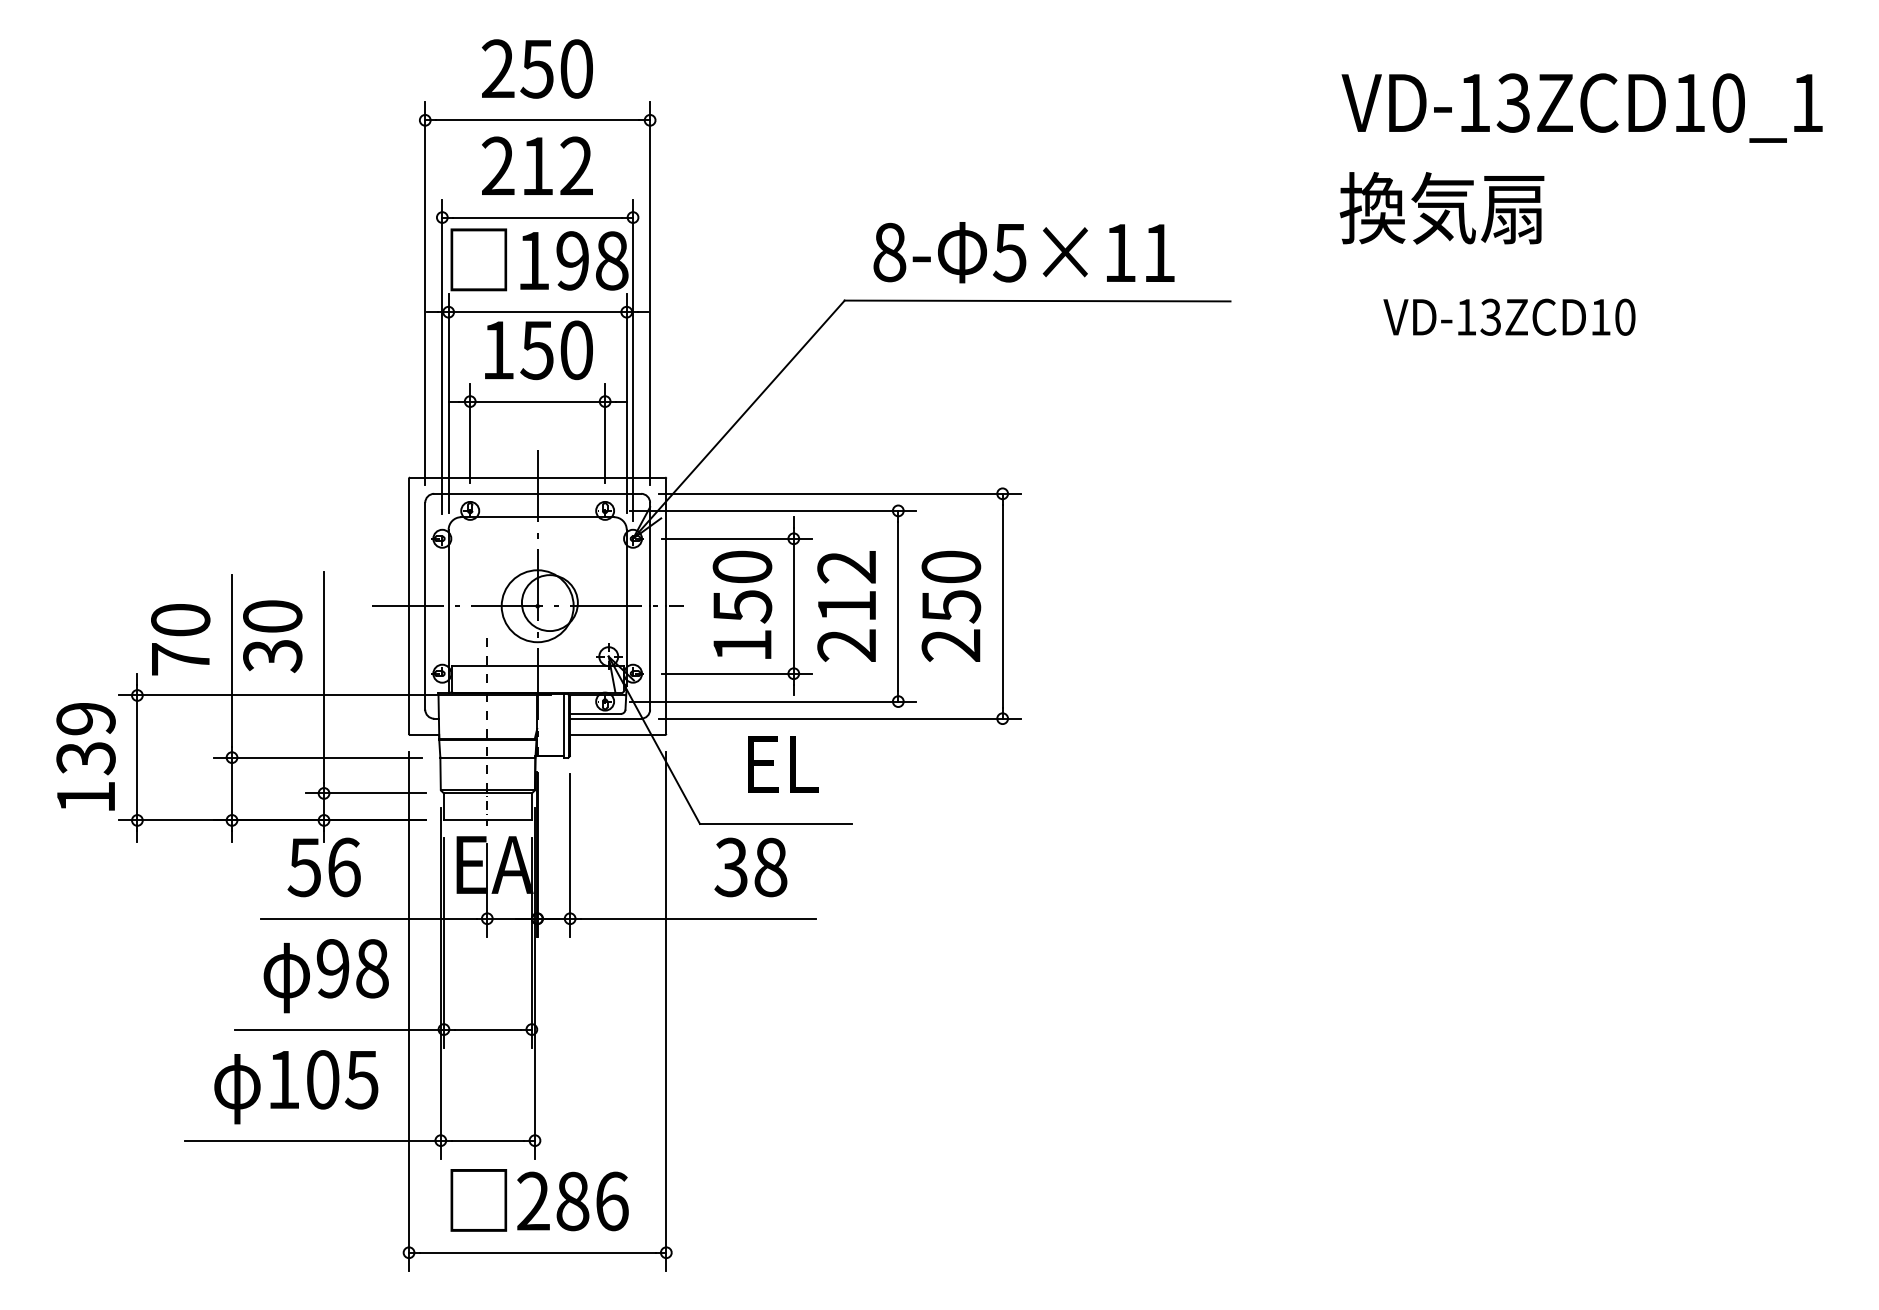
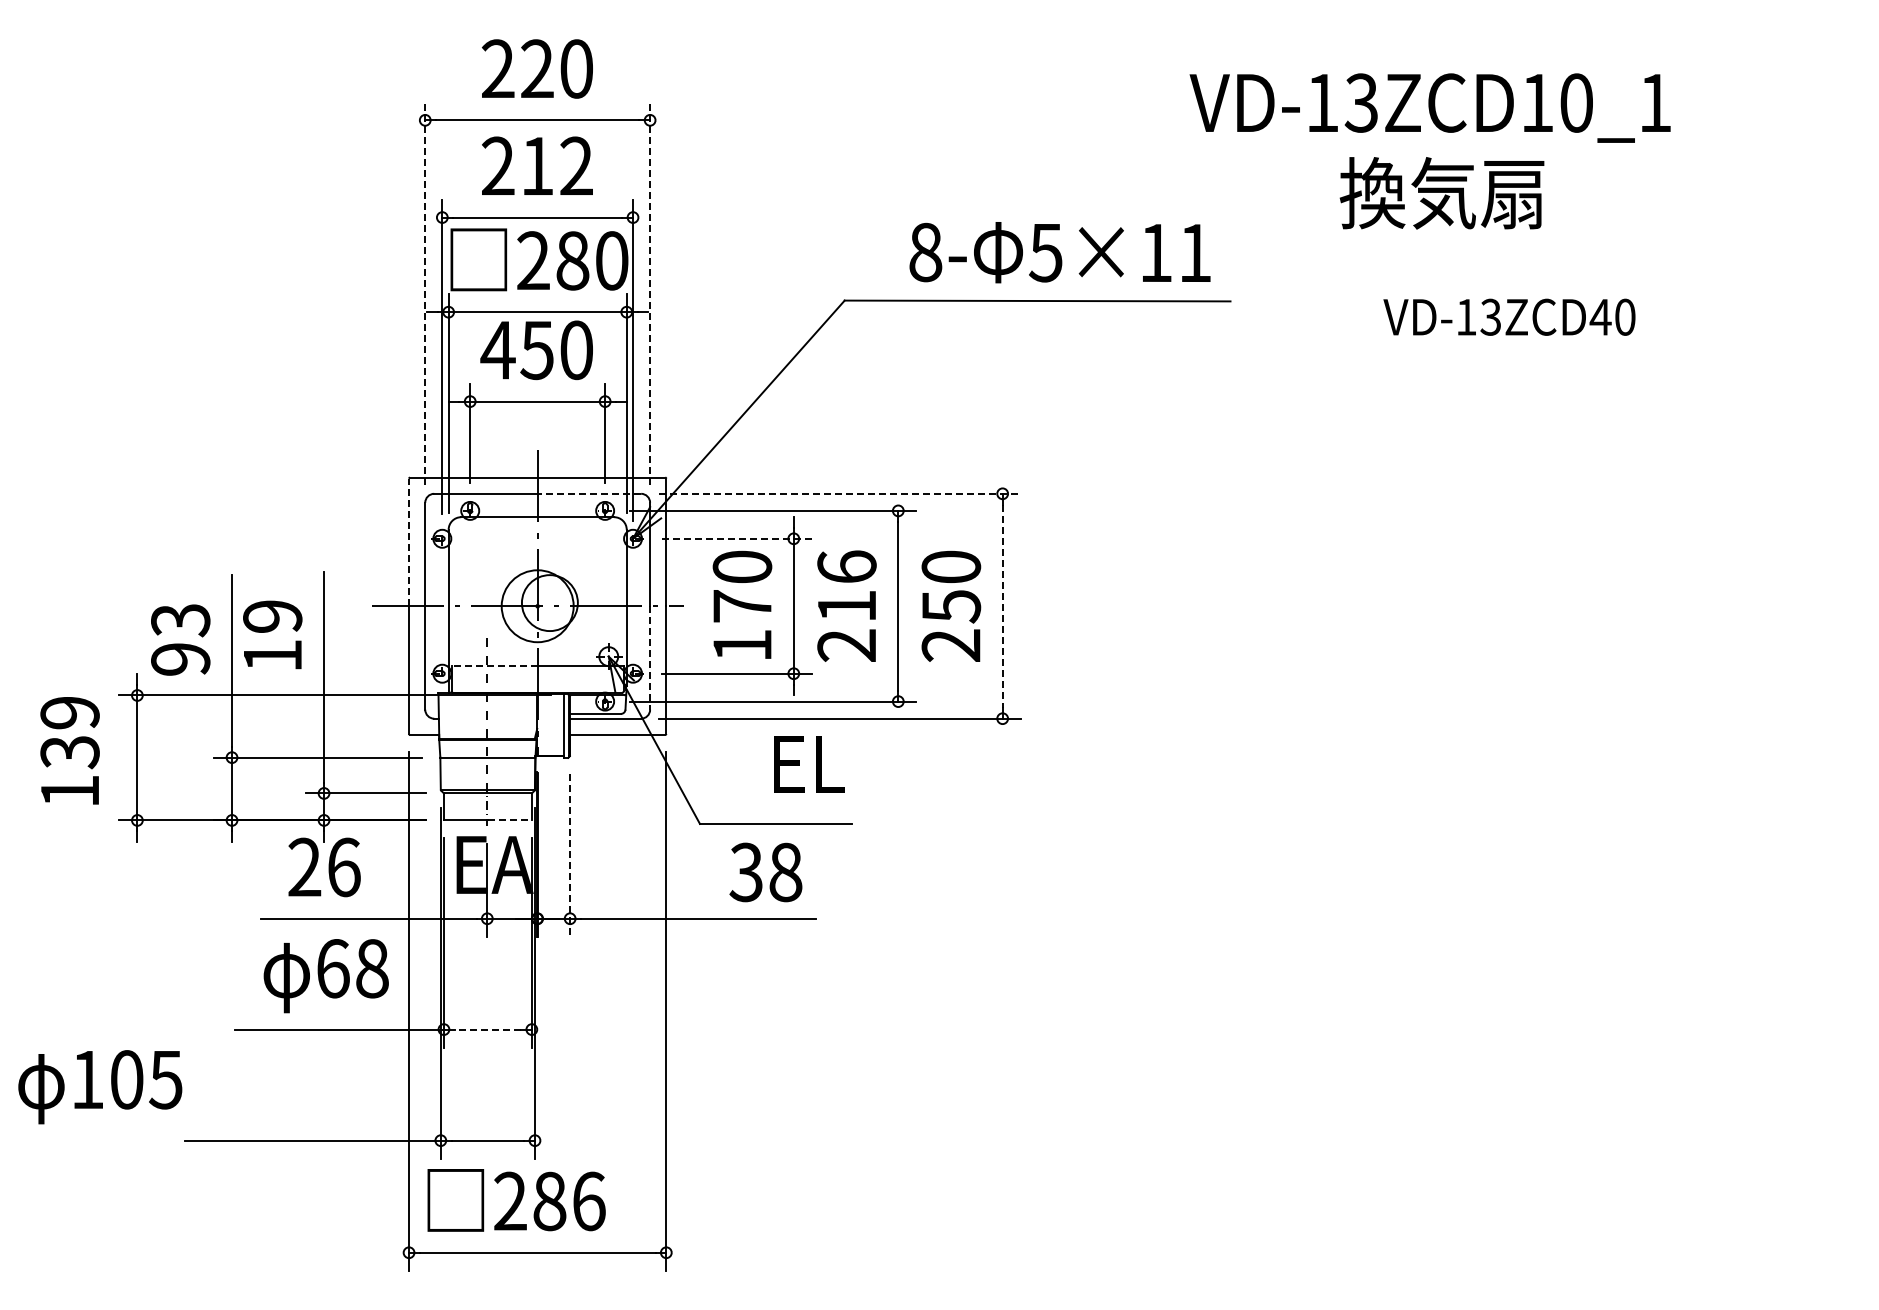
text: 250 -> 220 (536, 68)
text position: (1581, 107) -> (1429, 107) (1429, 107)
text position: (1441, 208) -> (1441, 193) (1441, 193)
text position: (1023, 252) -> (1059, 252) (1059, 252)
text: 198 -> 280 (572, 260)
line: solid -> dashed (425, 293)
line: solid -> dashed (650, 293)
text: VD-13ZCD10 -> VD-13ZCD40 (1600, 317)
text: 150 -> 450 (497, 350)
line: solid -> dashed (589, 493)
line: solid -> dashed (839, 493)
line: solid -> dashed (737, 538)
line: solid -> dashed (409, 542)
text: 212 -> 216 (846, 566)
text: 150 -> 170 (742, 606)
line: solid -> dashed (1002, 606)
text: 30 -> 19 (272, 636)
text: 70 -> 93 (180, 639)
line: solid -> dashed (650, 657)
line: solid -> dashed (494, 665)
text position: (85, 756) -> (69, 750) (69, 750)
text position: (783, 764) -> (809, 764) (809, 764)
line: solid -> dashed (509, 820)
line: solid -> dashed (570, 855)
text: 56 -> 26 (304, 867)
text position: (750, 867) -> (765, 872) (765, 872)
text: 98 -> 68 (332, 968)
line: solid -> dashed (487, 1029)
text position: (296, 1087) -> (100, 1087) (100, 1087)
text position: (539, 1200) -> (516, 1200) (516, 1200)
